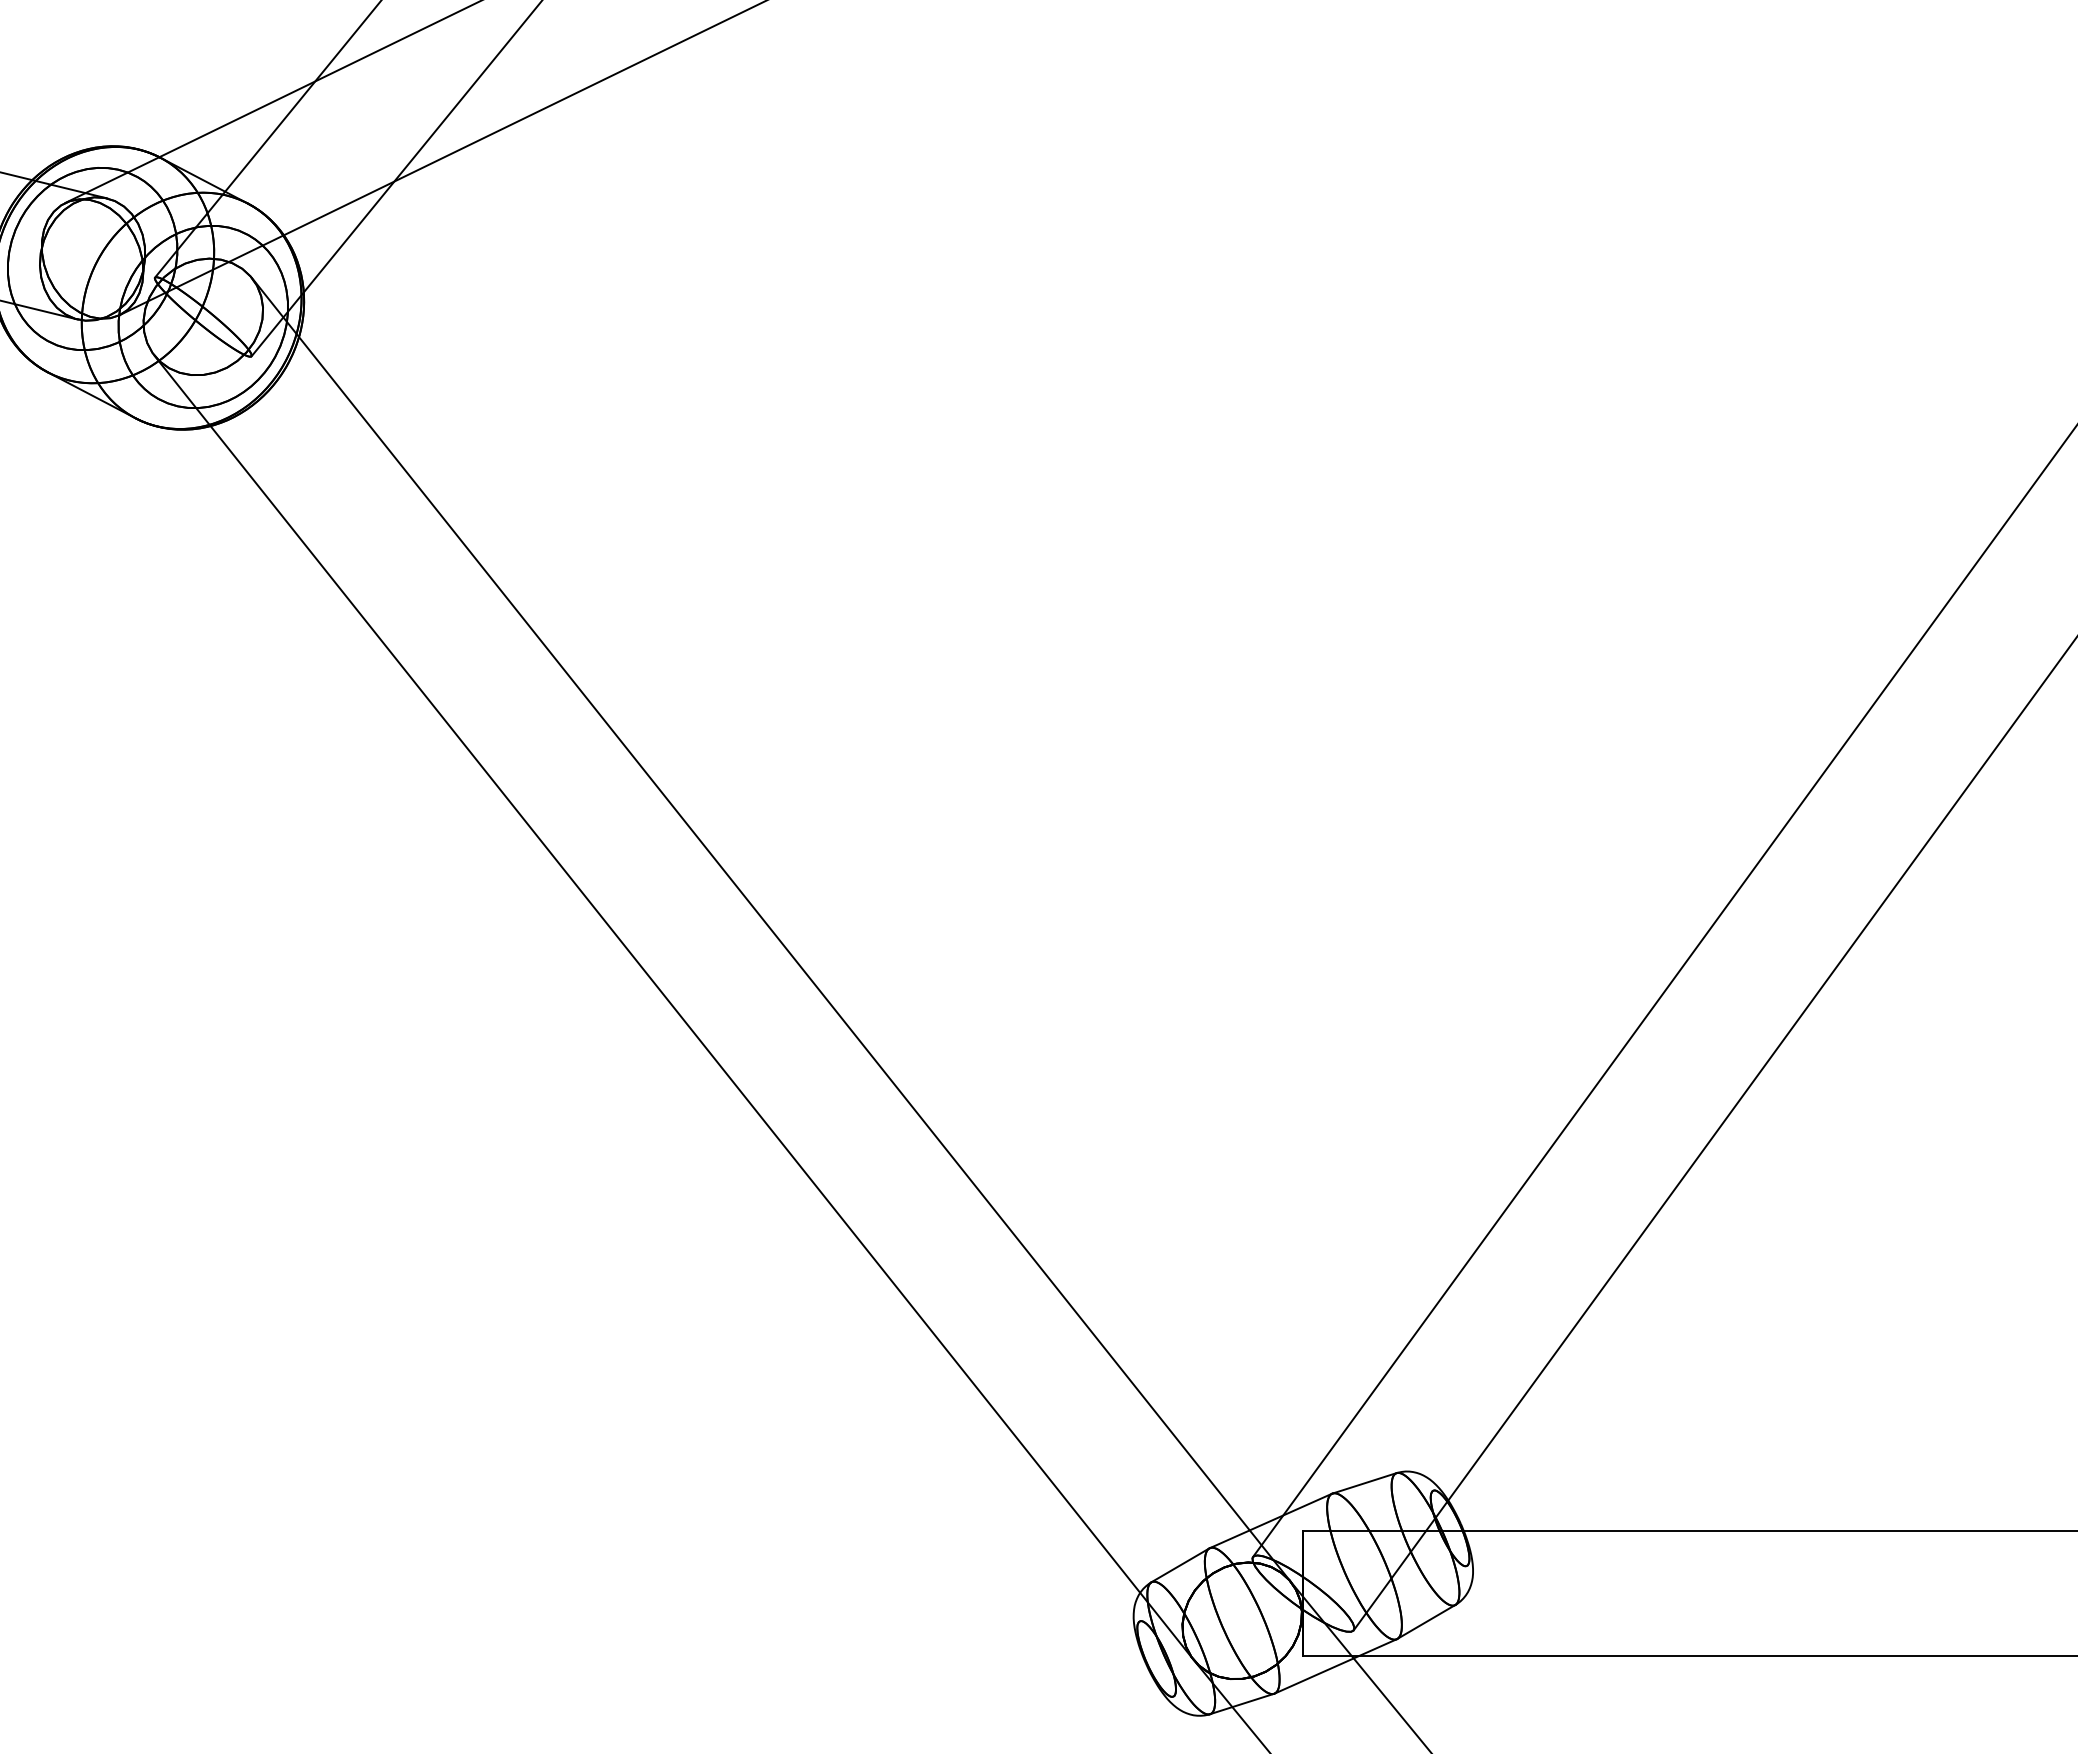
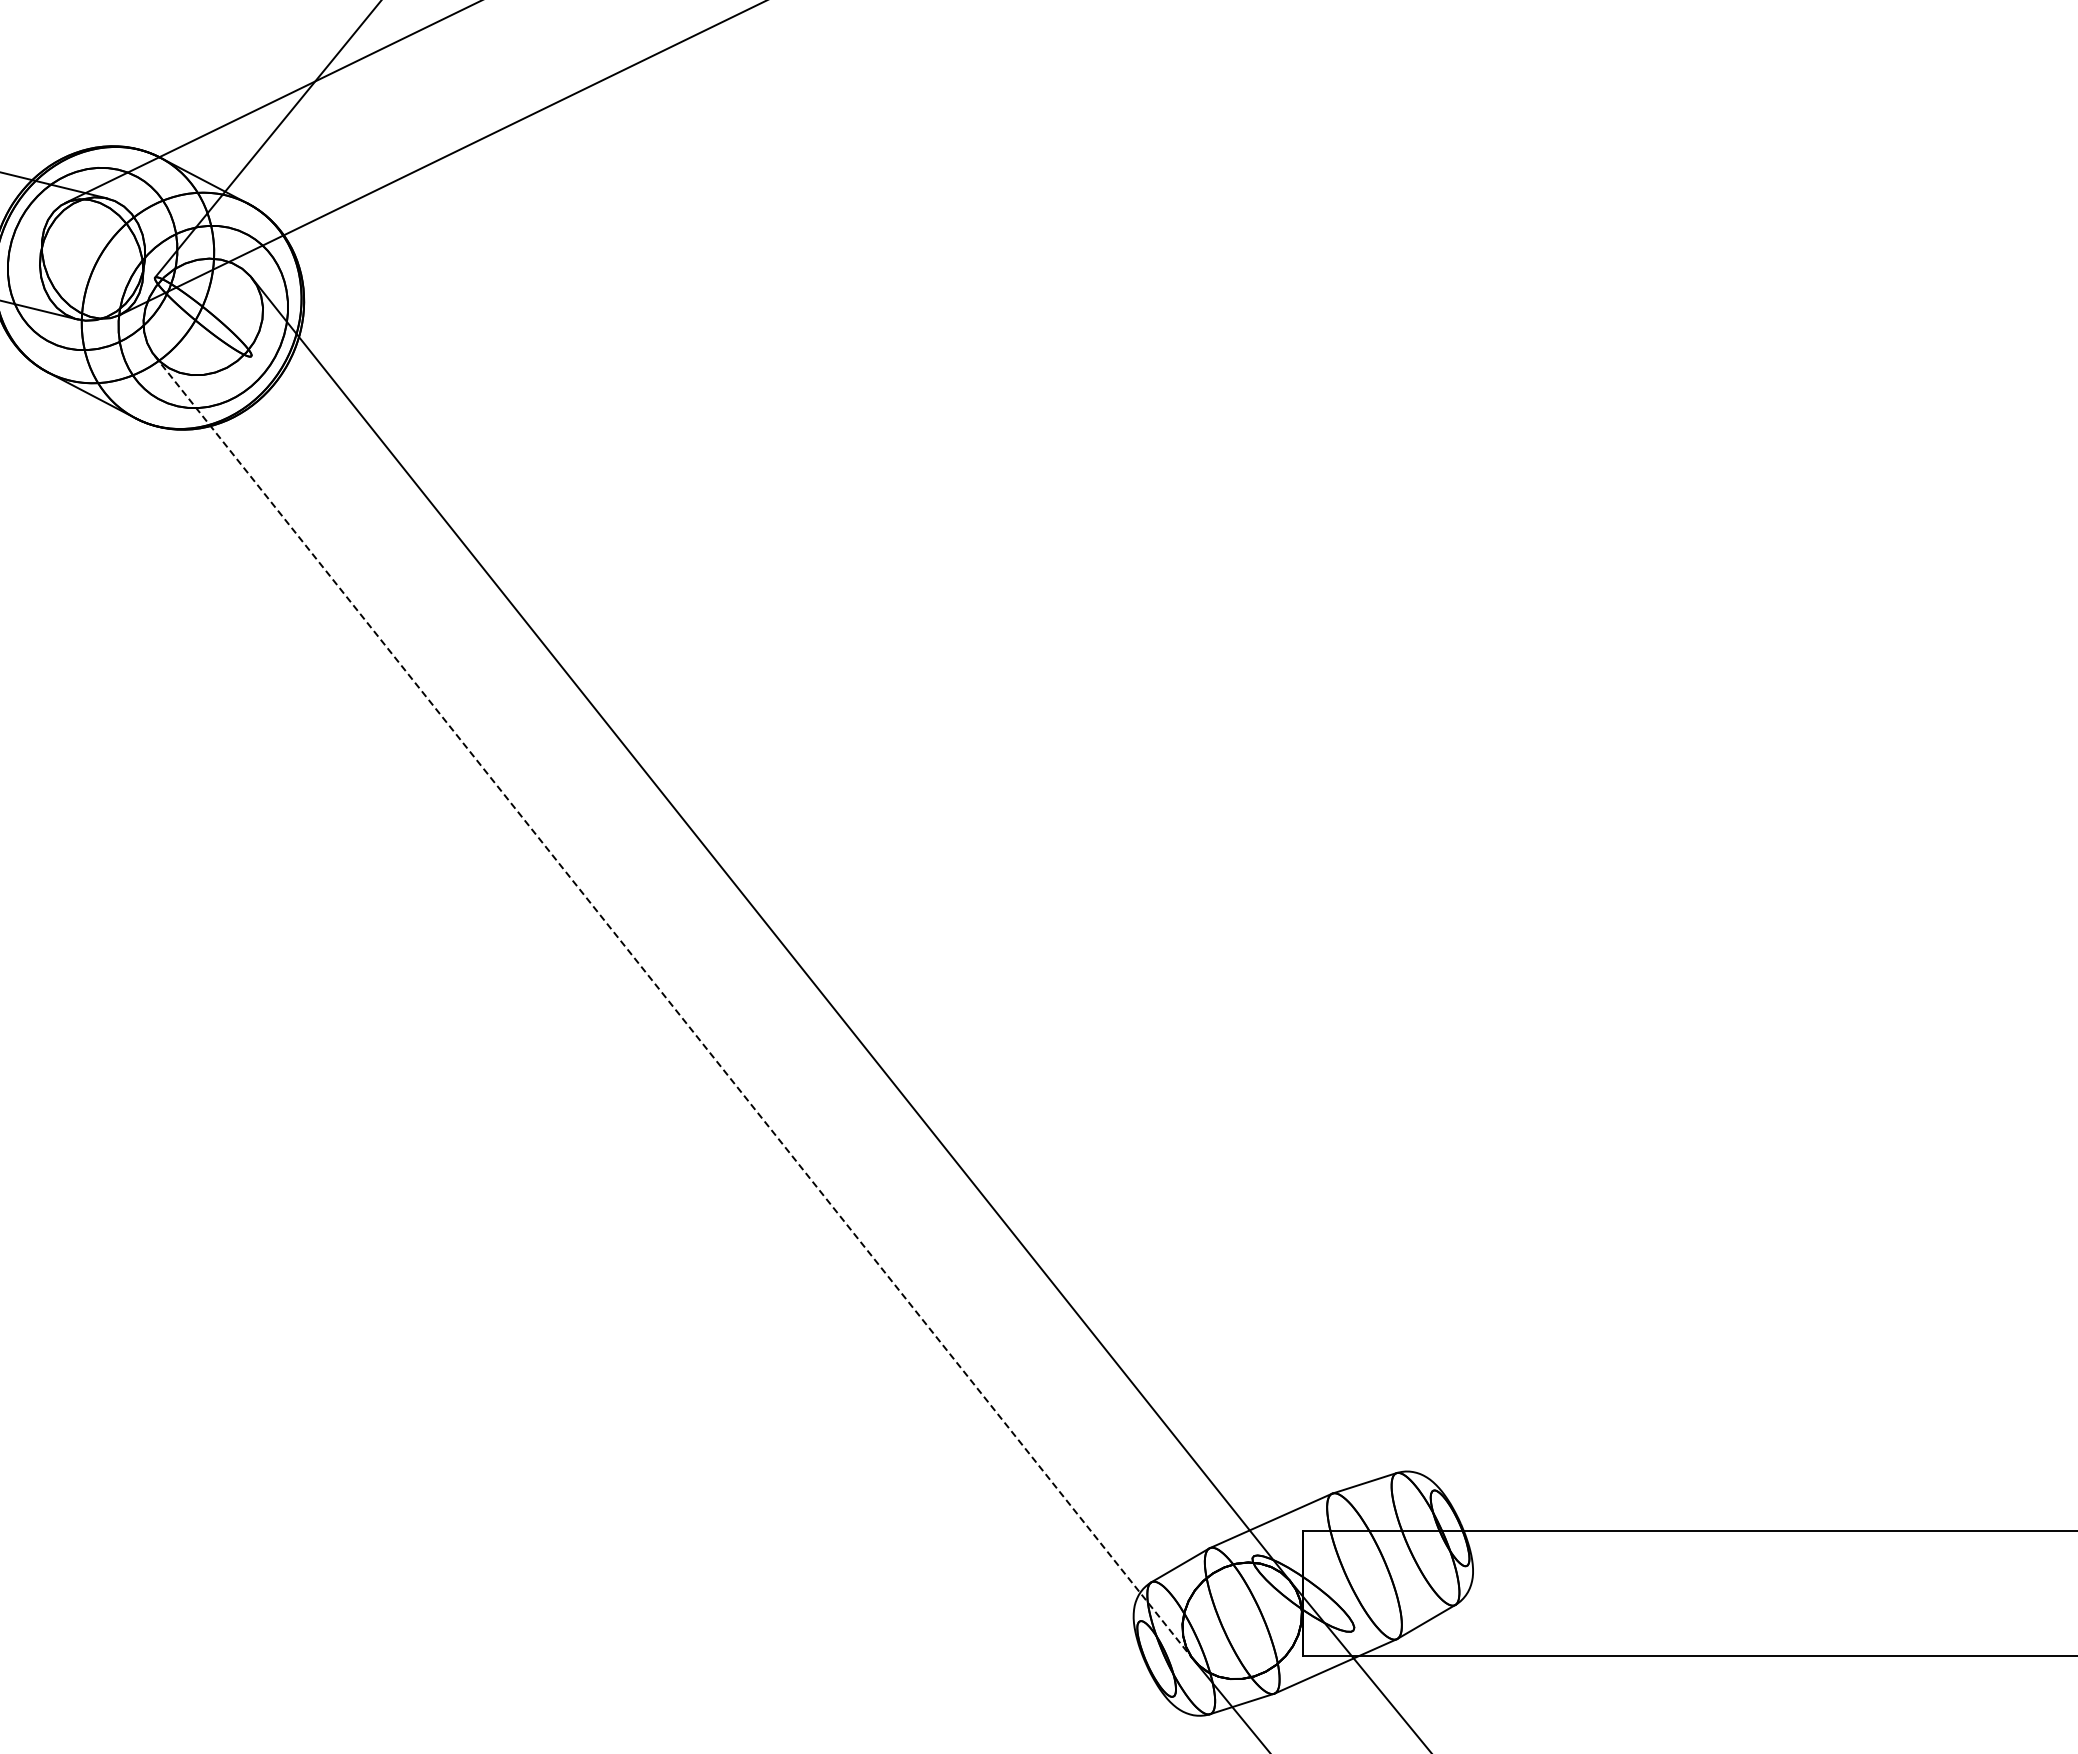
line: present -> none (395, 179)
line: present -> none (1663, 992)
line: solid -> dashed (674, 1007)
line: present -> none (1713, 1134)
